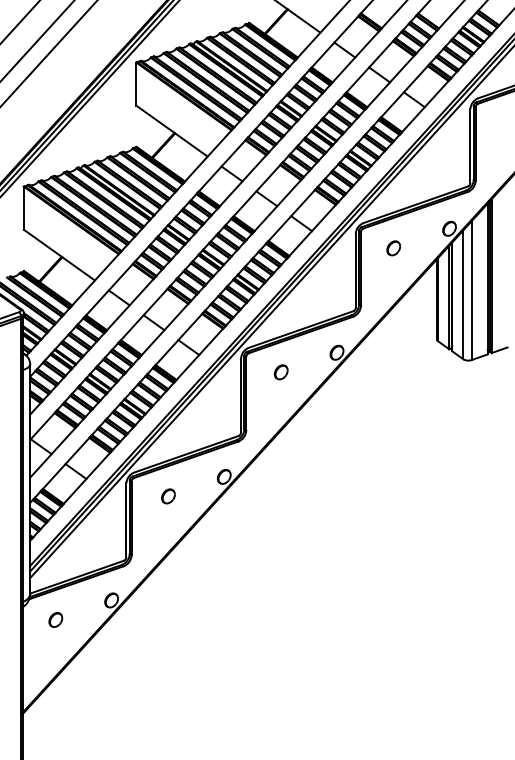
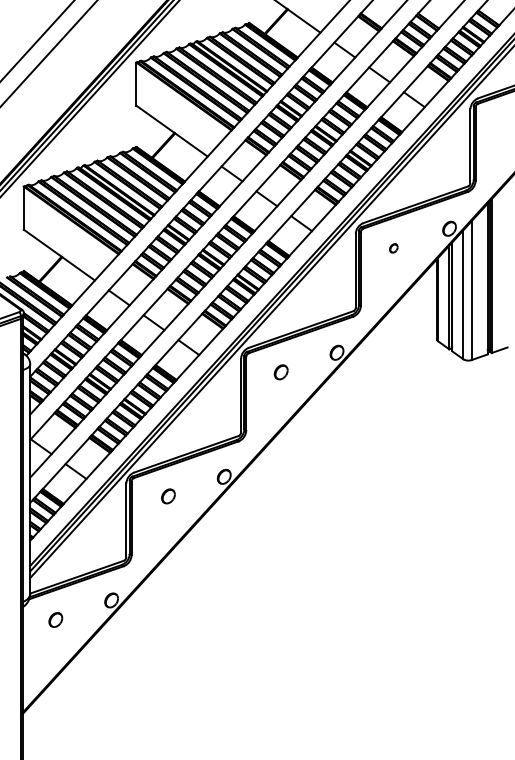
line: present -> none (20, 22)
part size: 16x17 px -> 10x11 px (393, 248)
